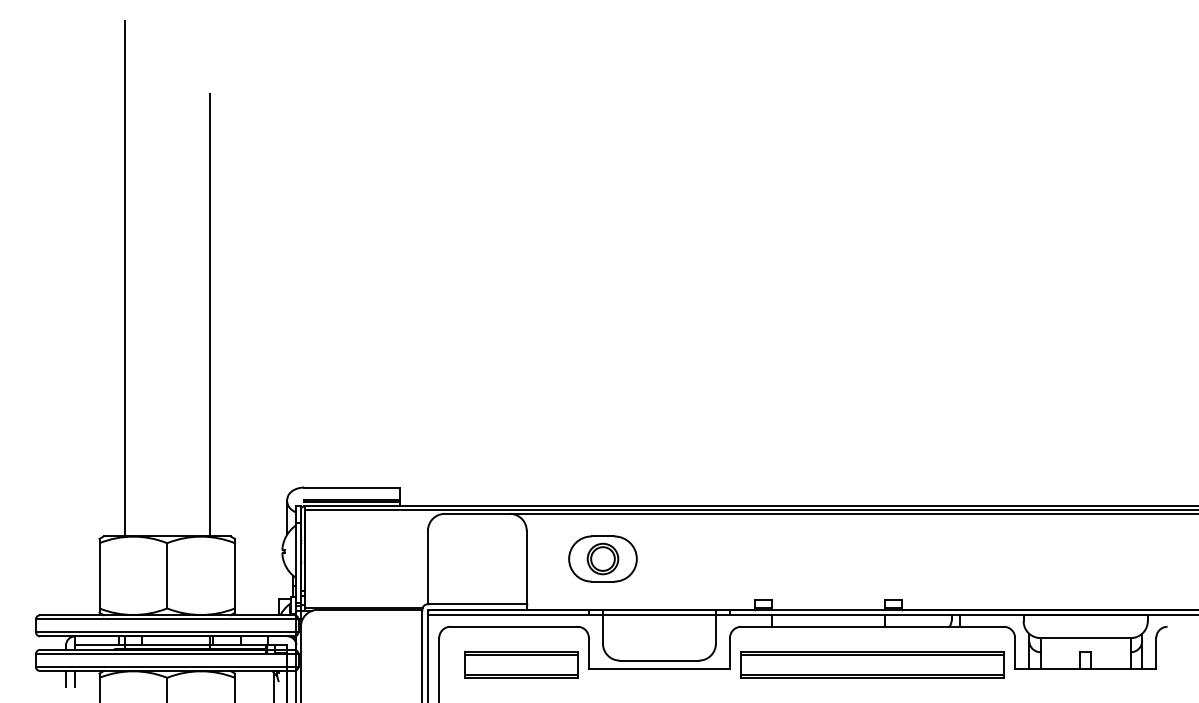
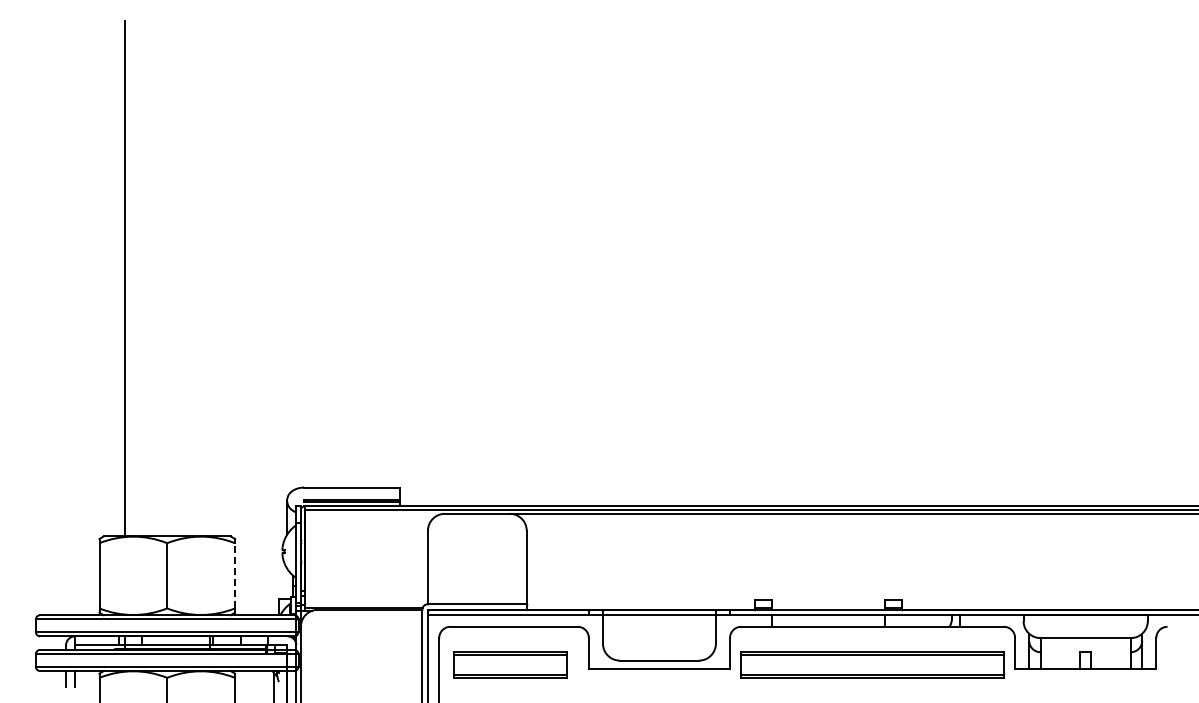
line: present -> none (209, 314)
part: present -> none (602, 558)
line: solid -> dashed (235, 575)
part position: (521, 664) -> (510, 664) (510, 664)
